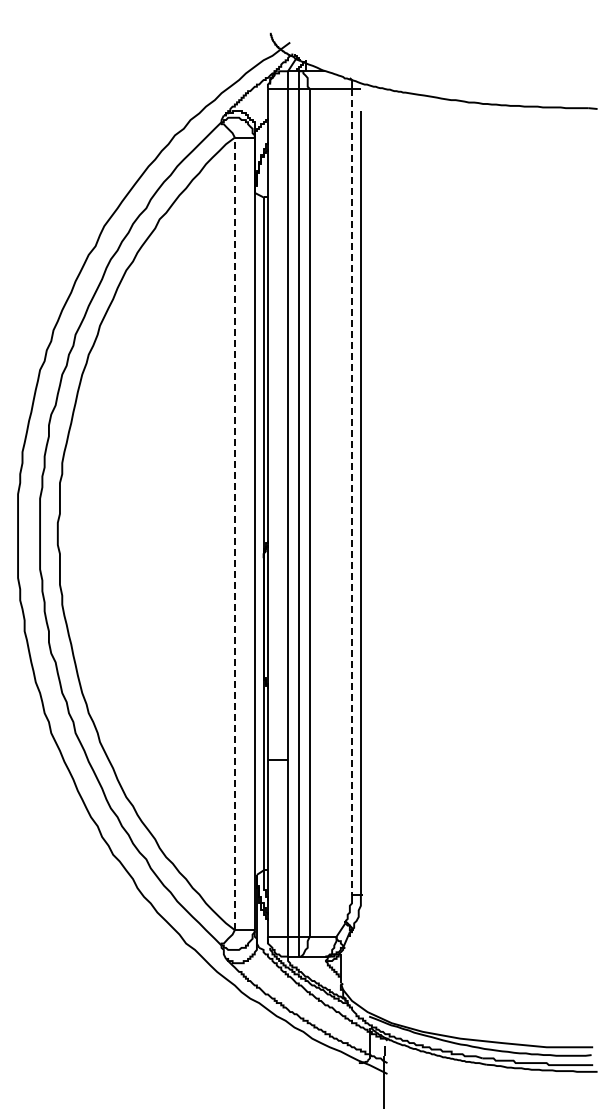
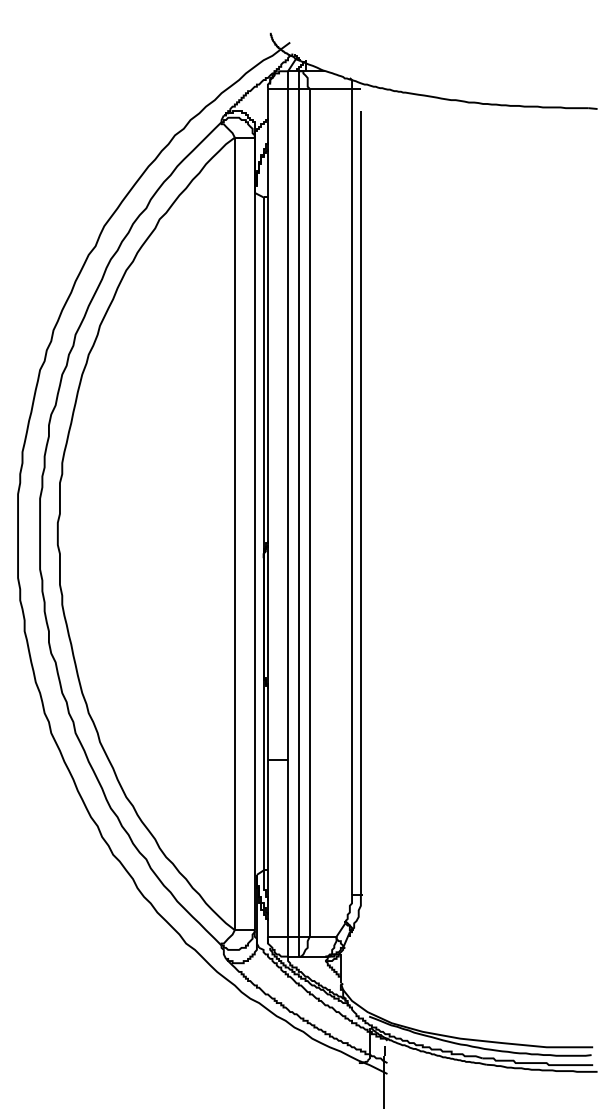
line: dashed -> solid (352, 491)
line: dashed -> solid (234, 533)
